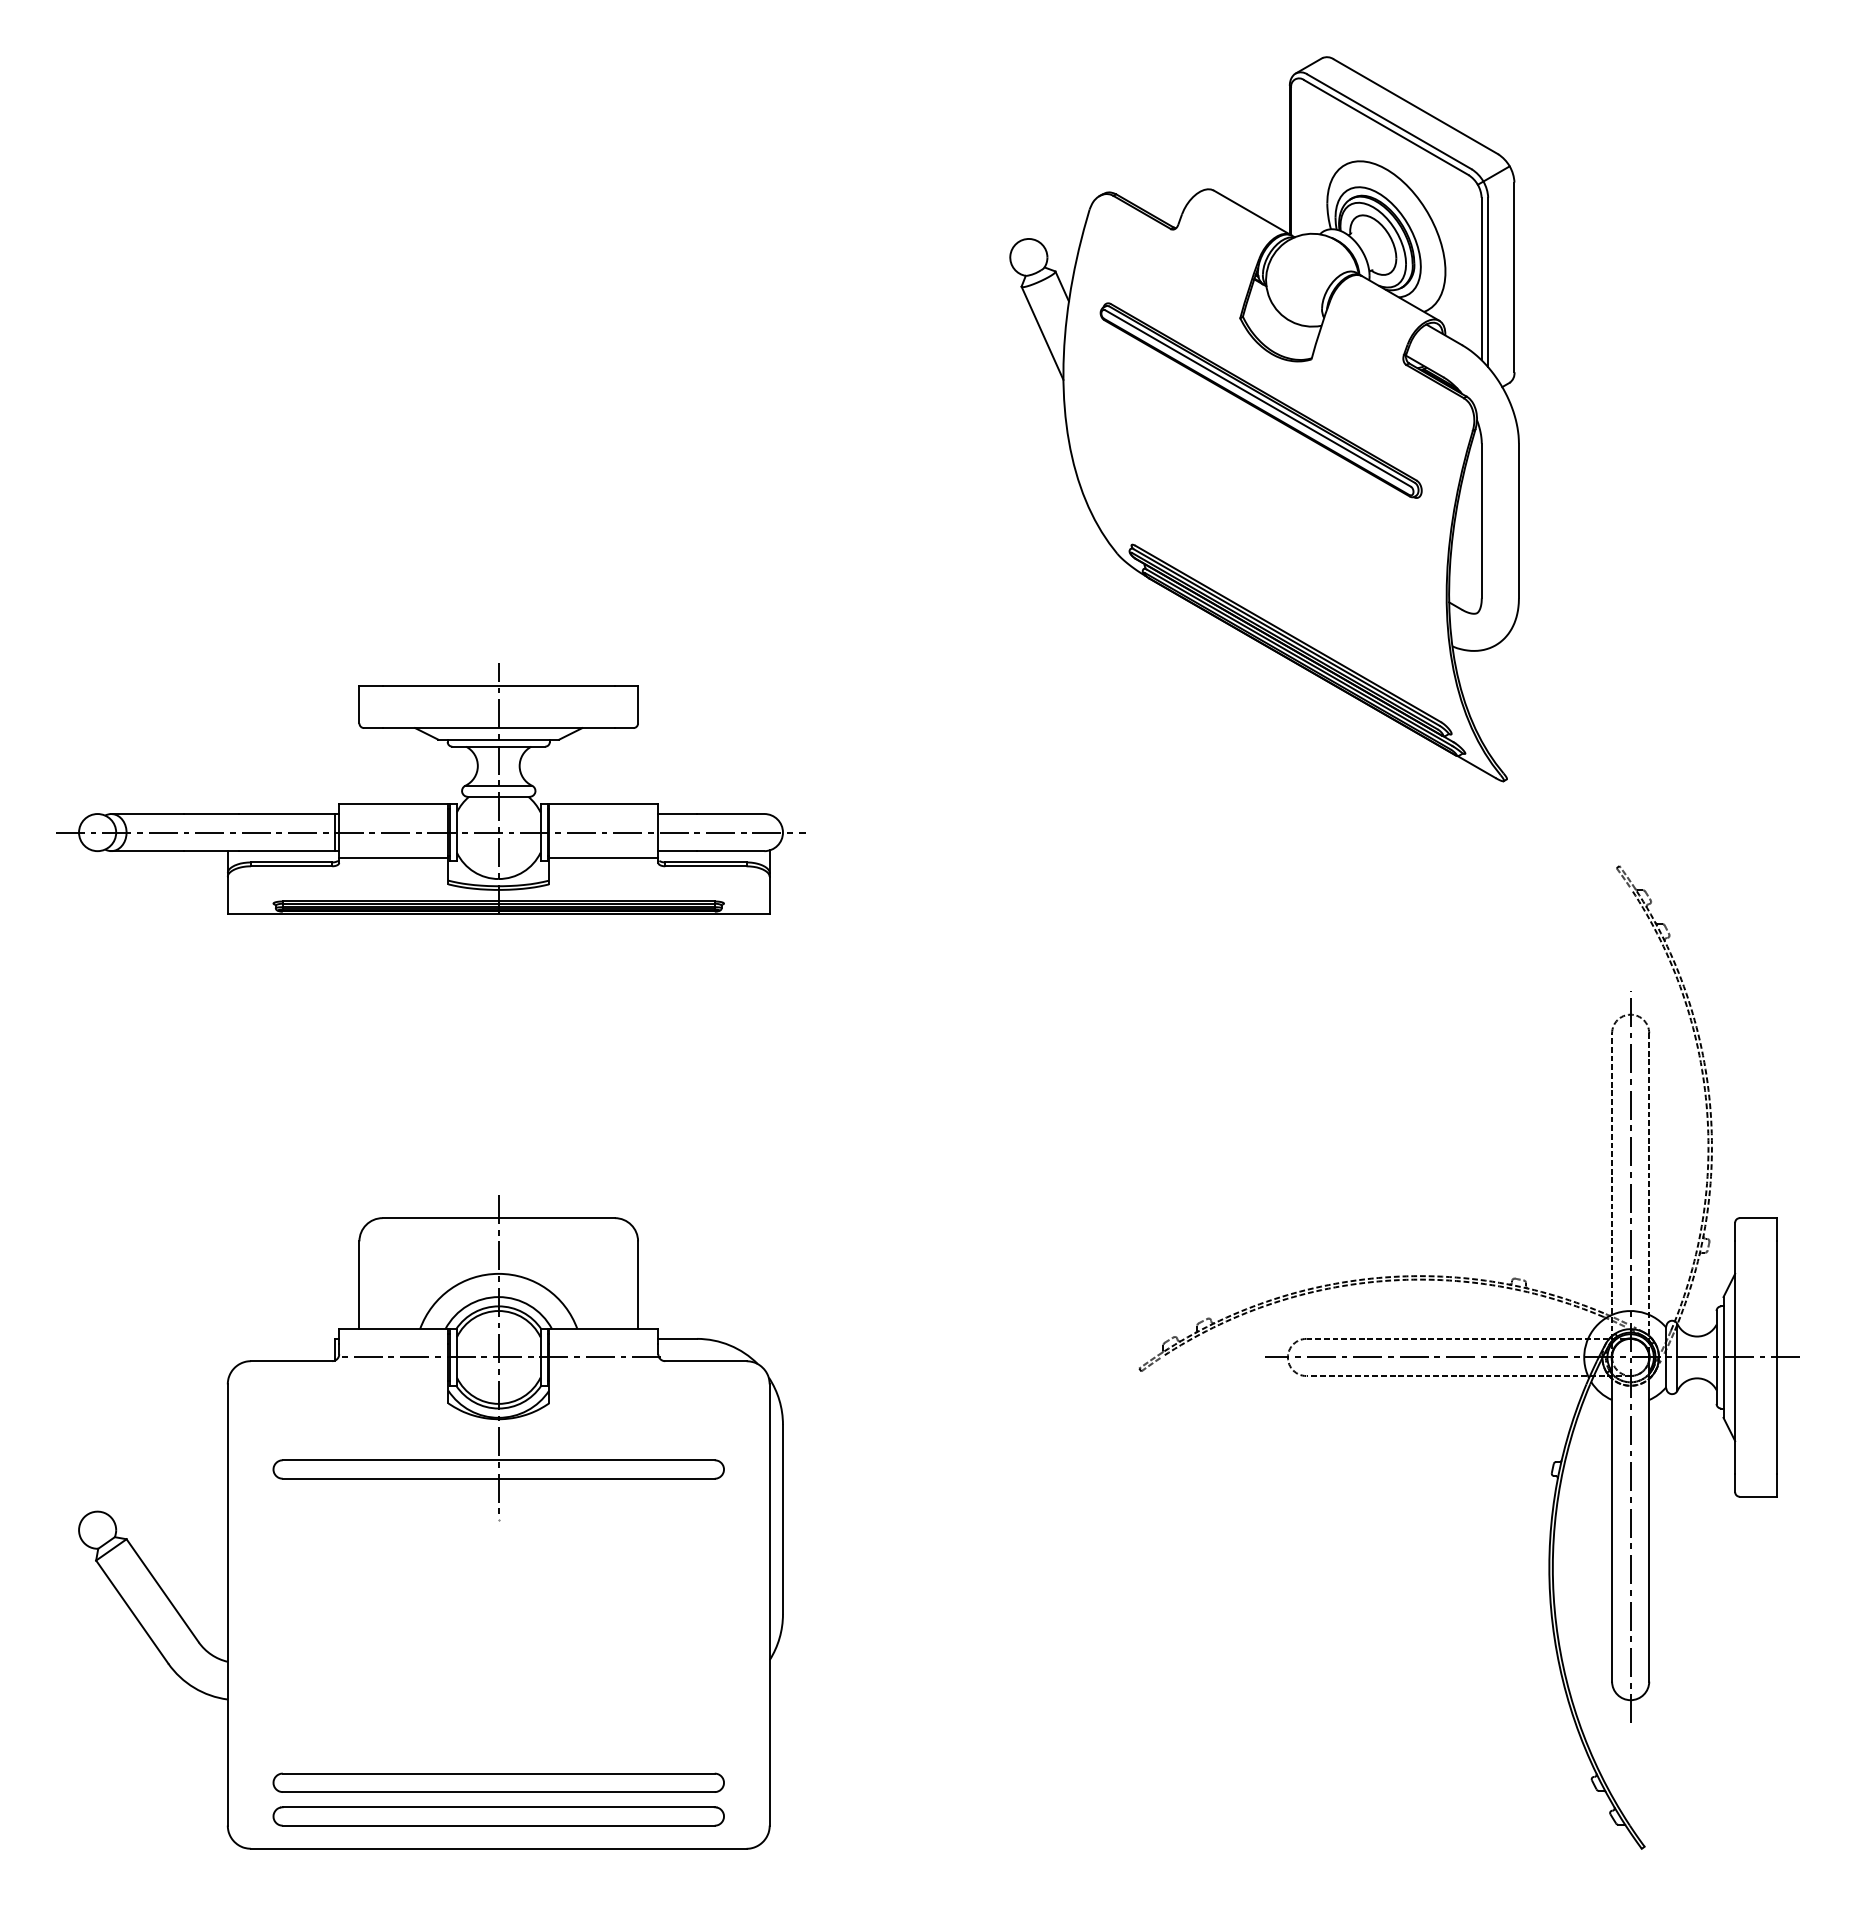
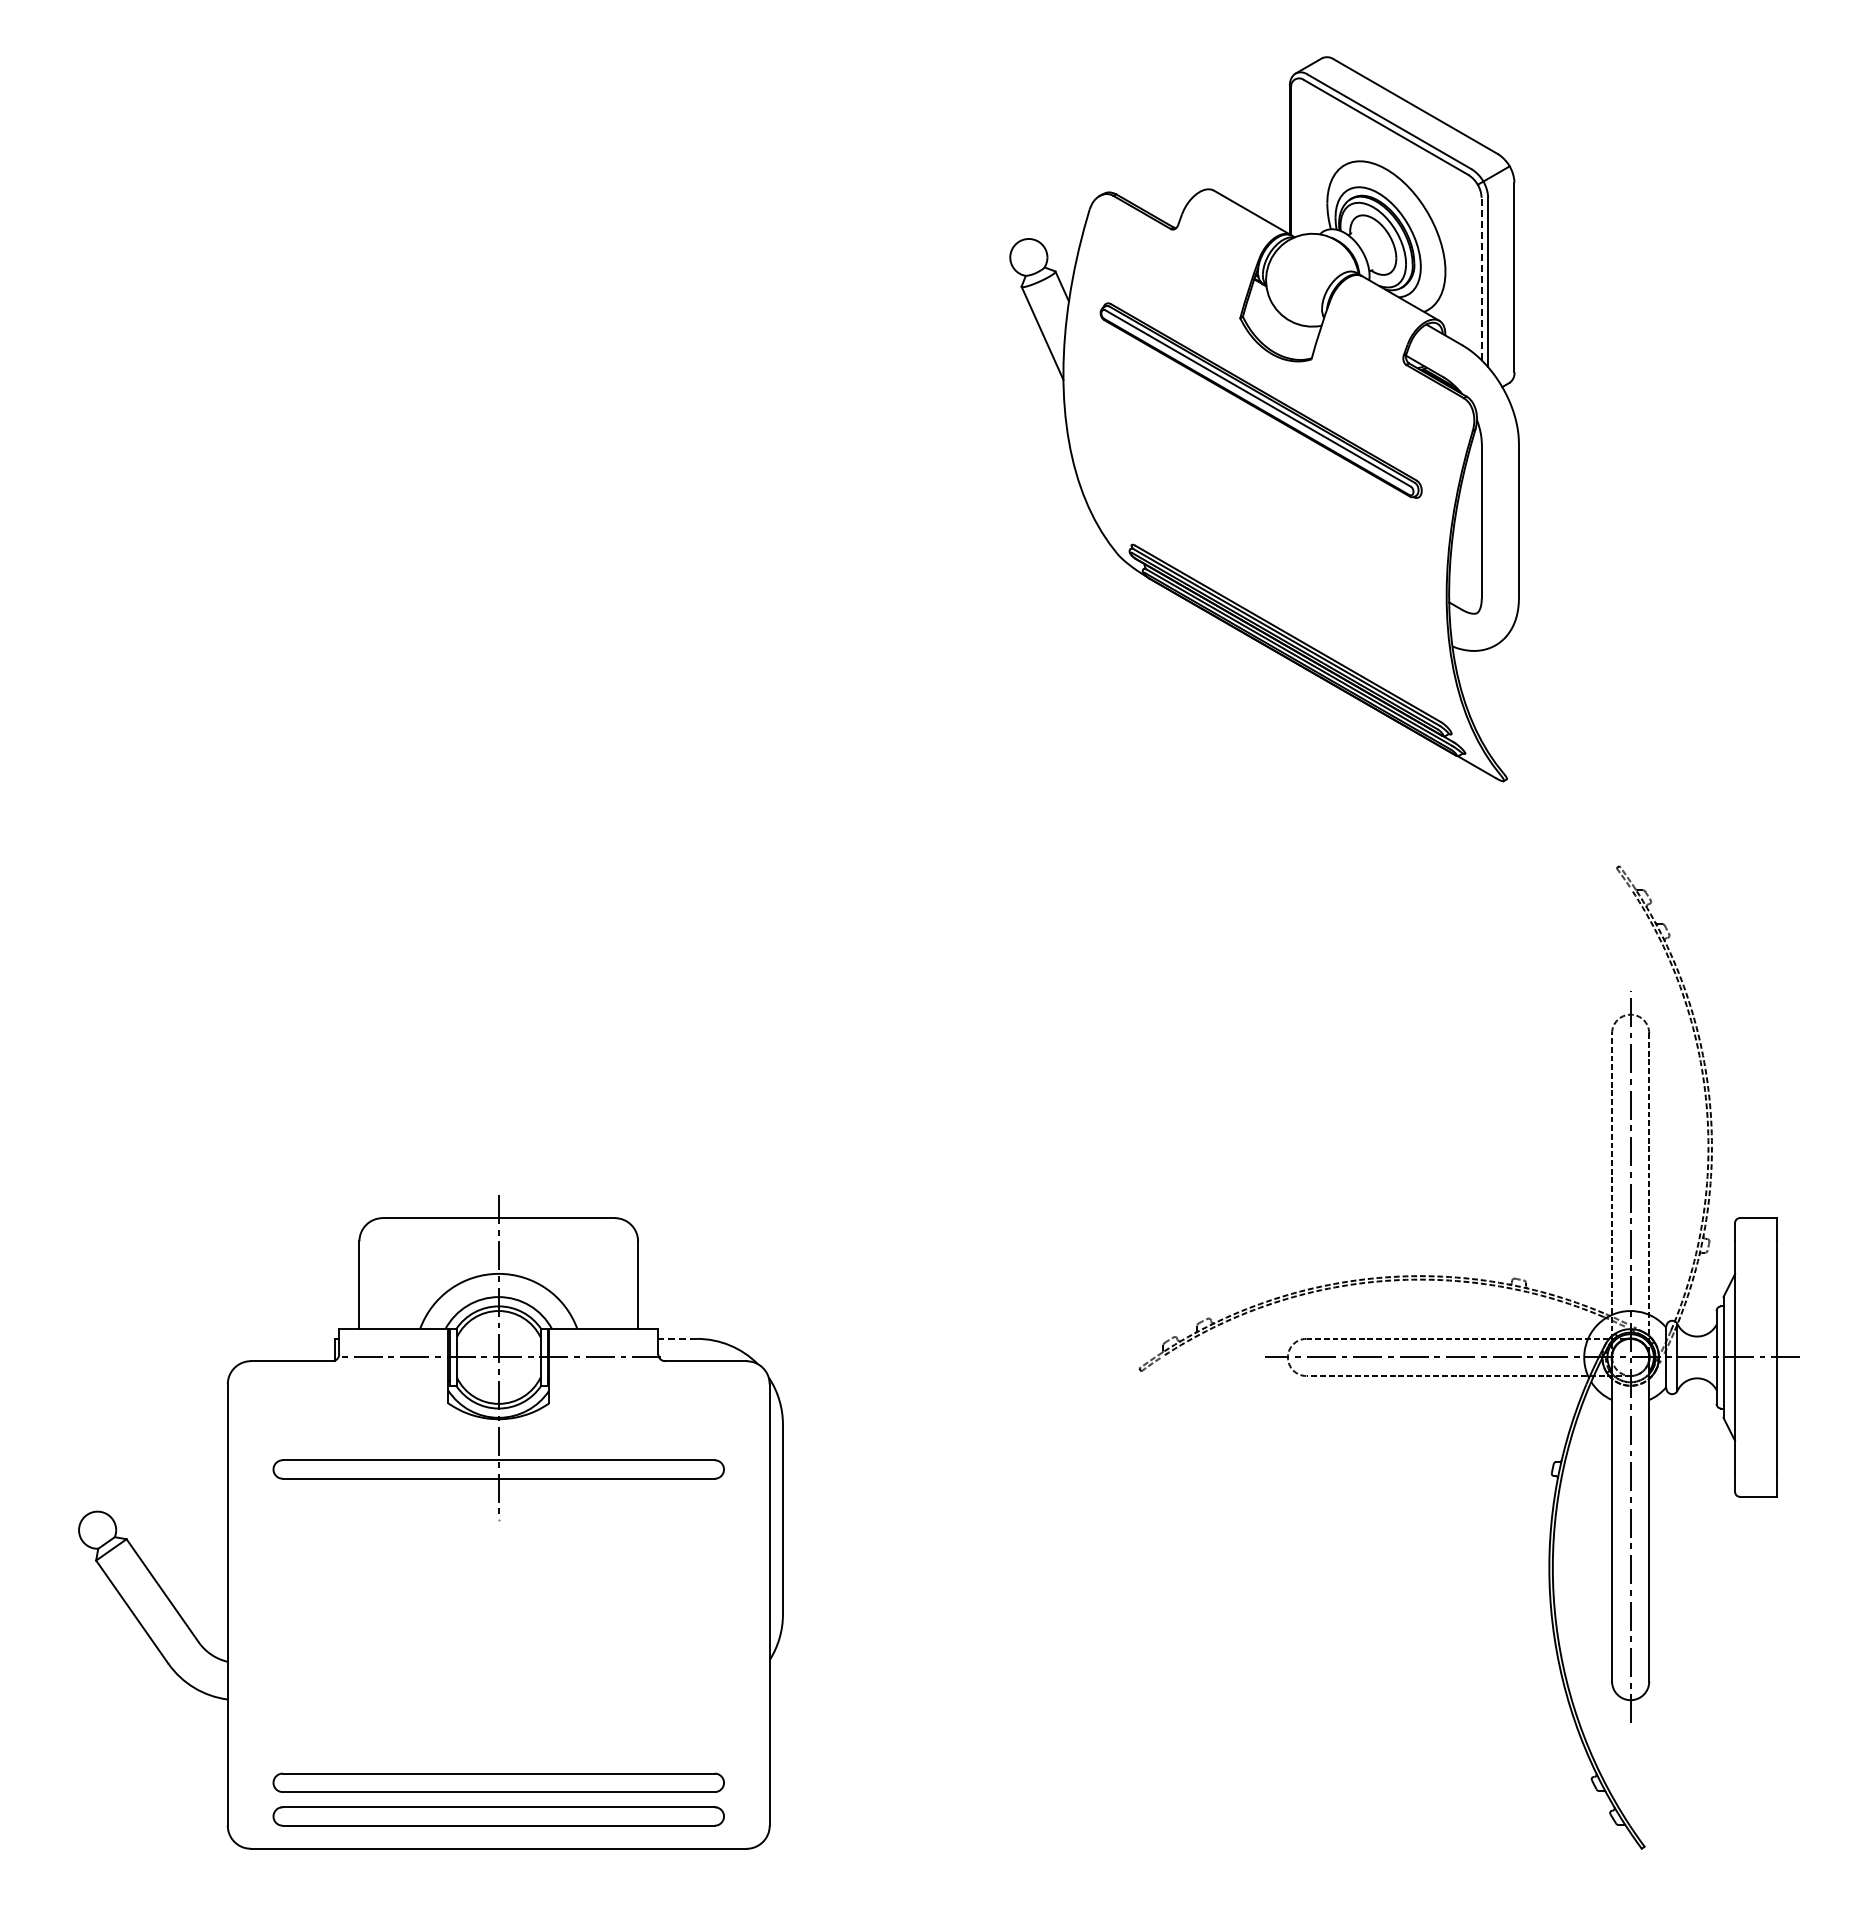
line: solid -> dashed (1481, 278)
part: present -> none (430, 803)
line: solid -> dashed (677, 1338)
